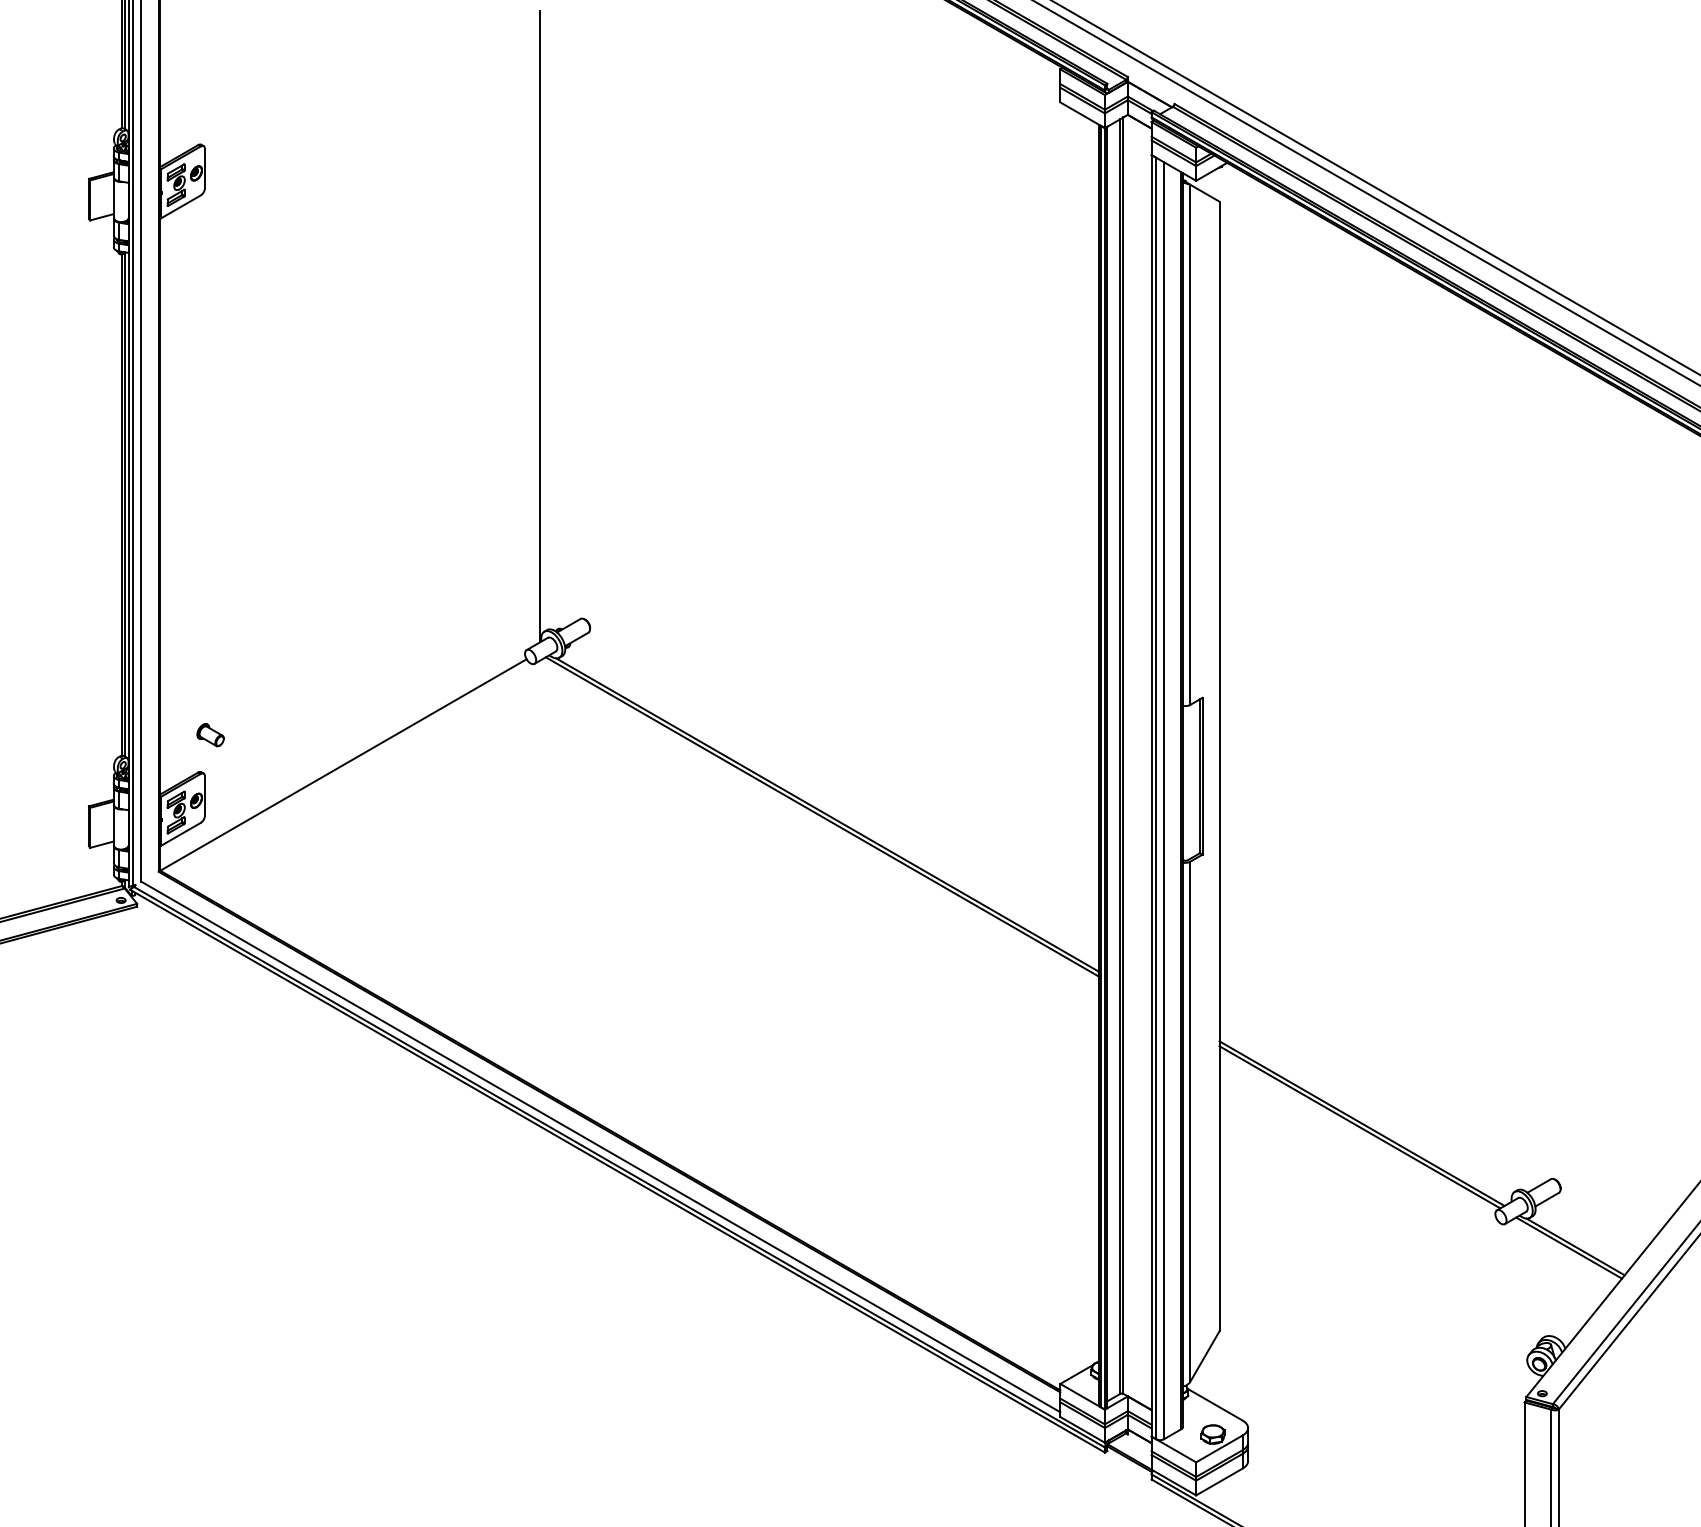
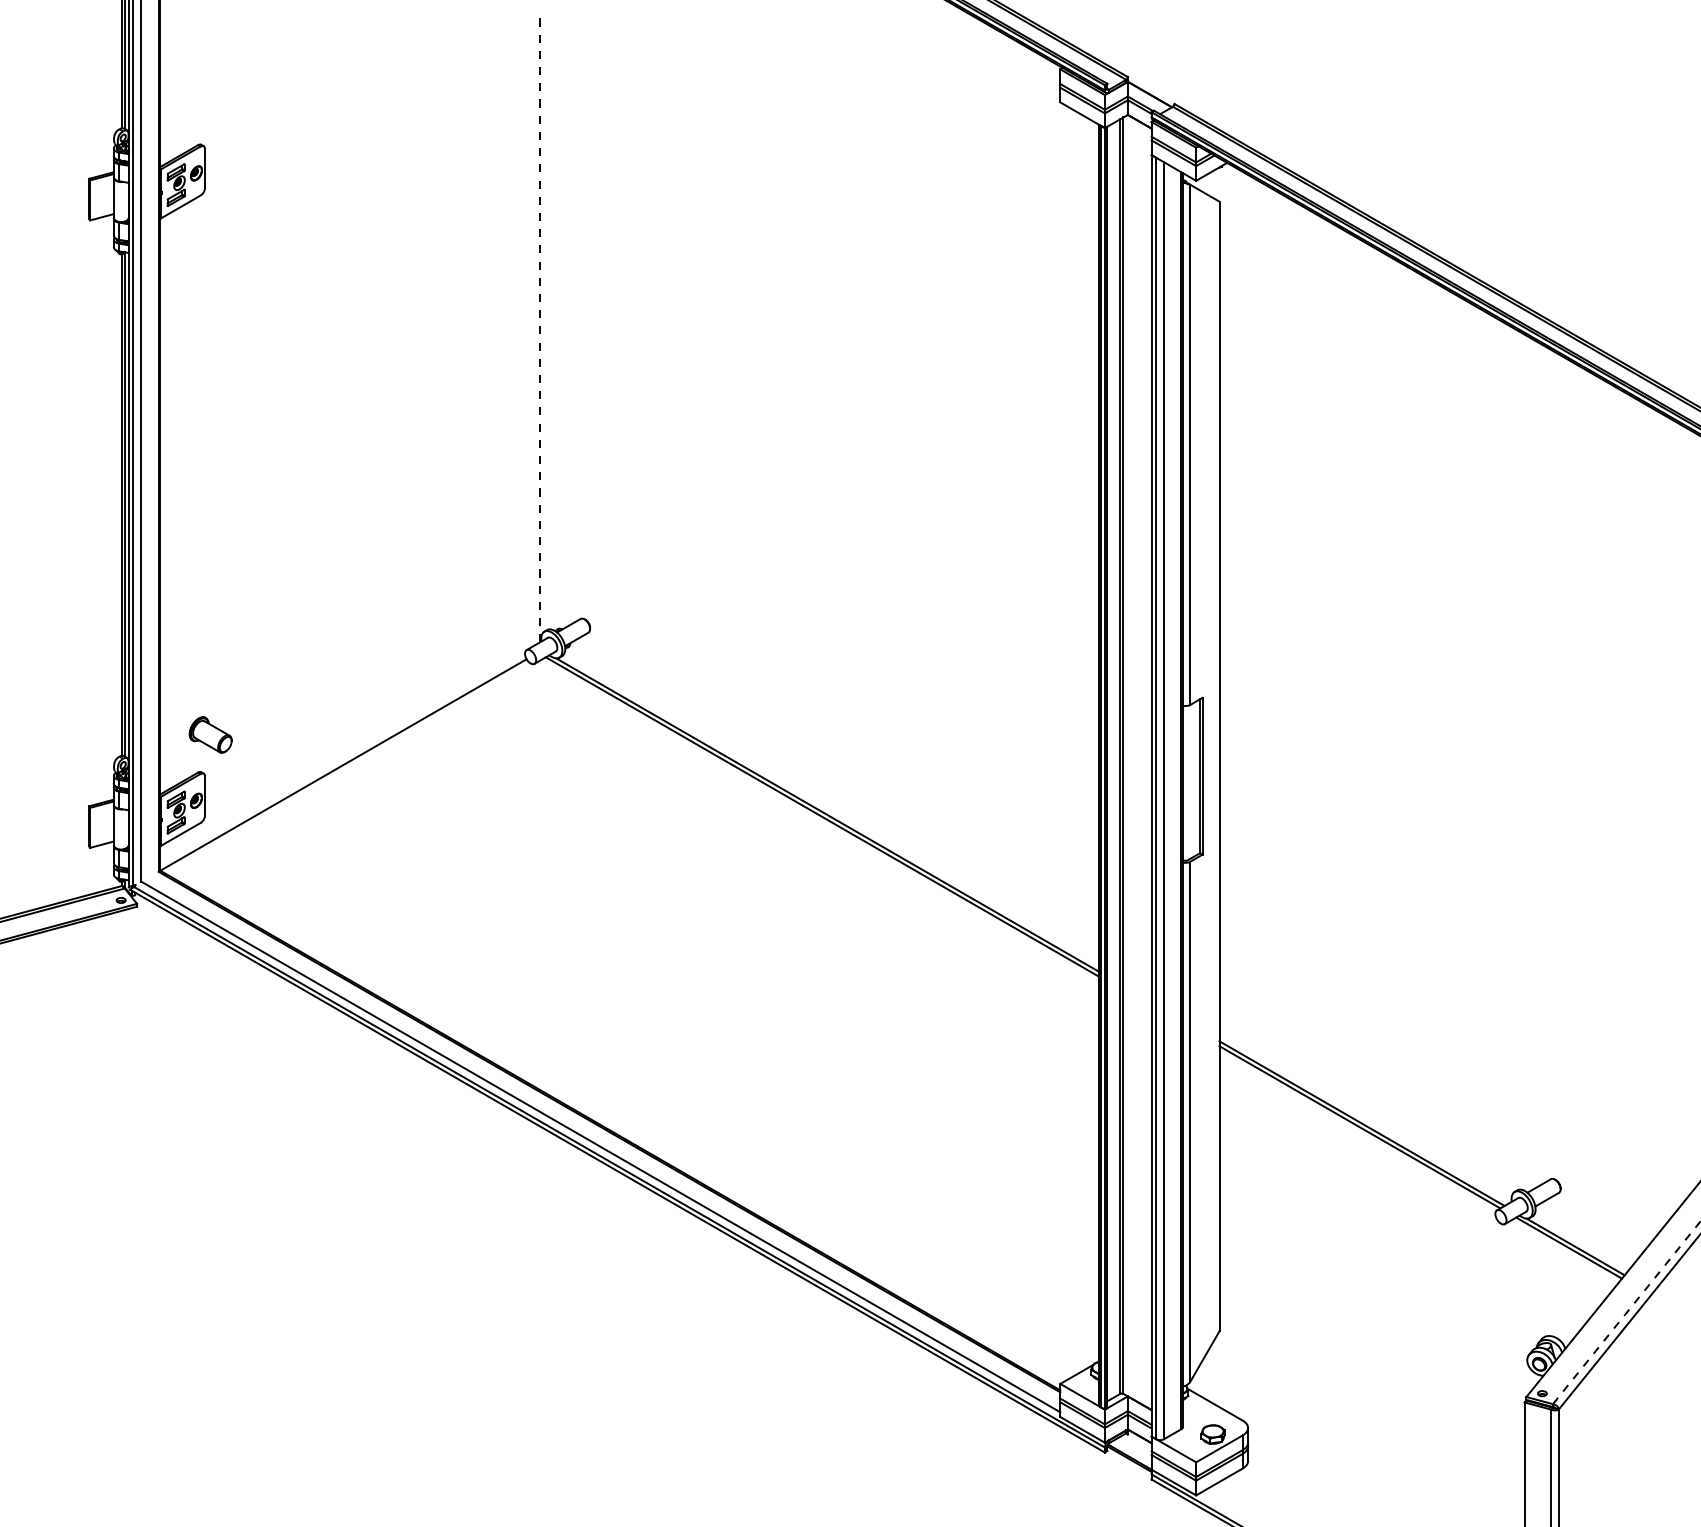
line: present -> none (1375, 187)
line: present -> none (1366, 193)
line: solid -> dashed (540, 326)
part size: 29x25 px -> 45x38 px (210, 734)
line: solid -> dashed (1627, 1312)
